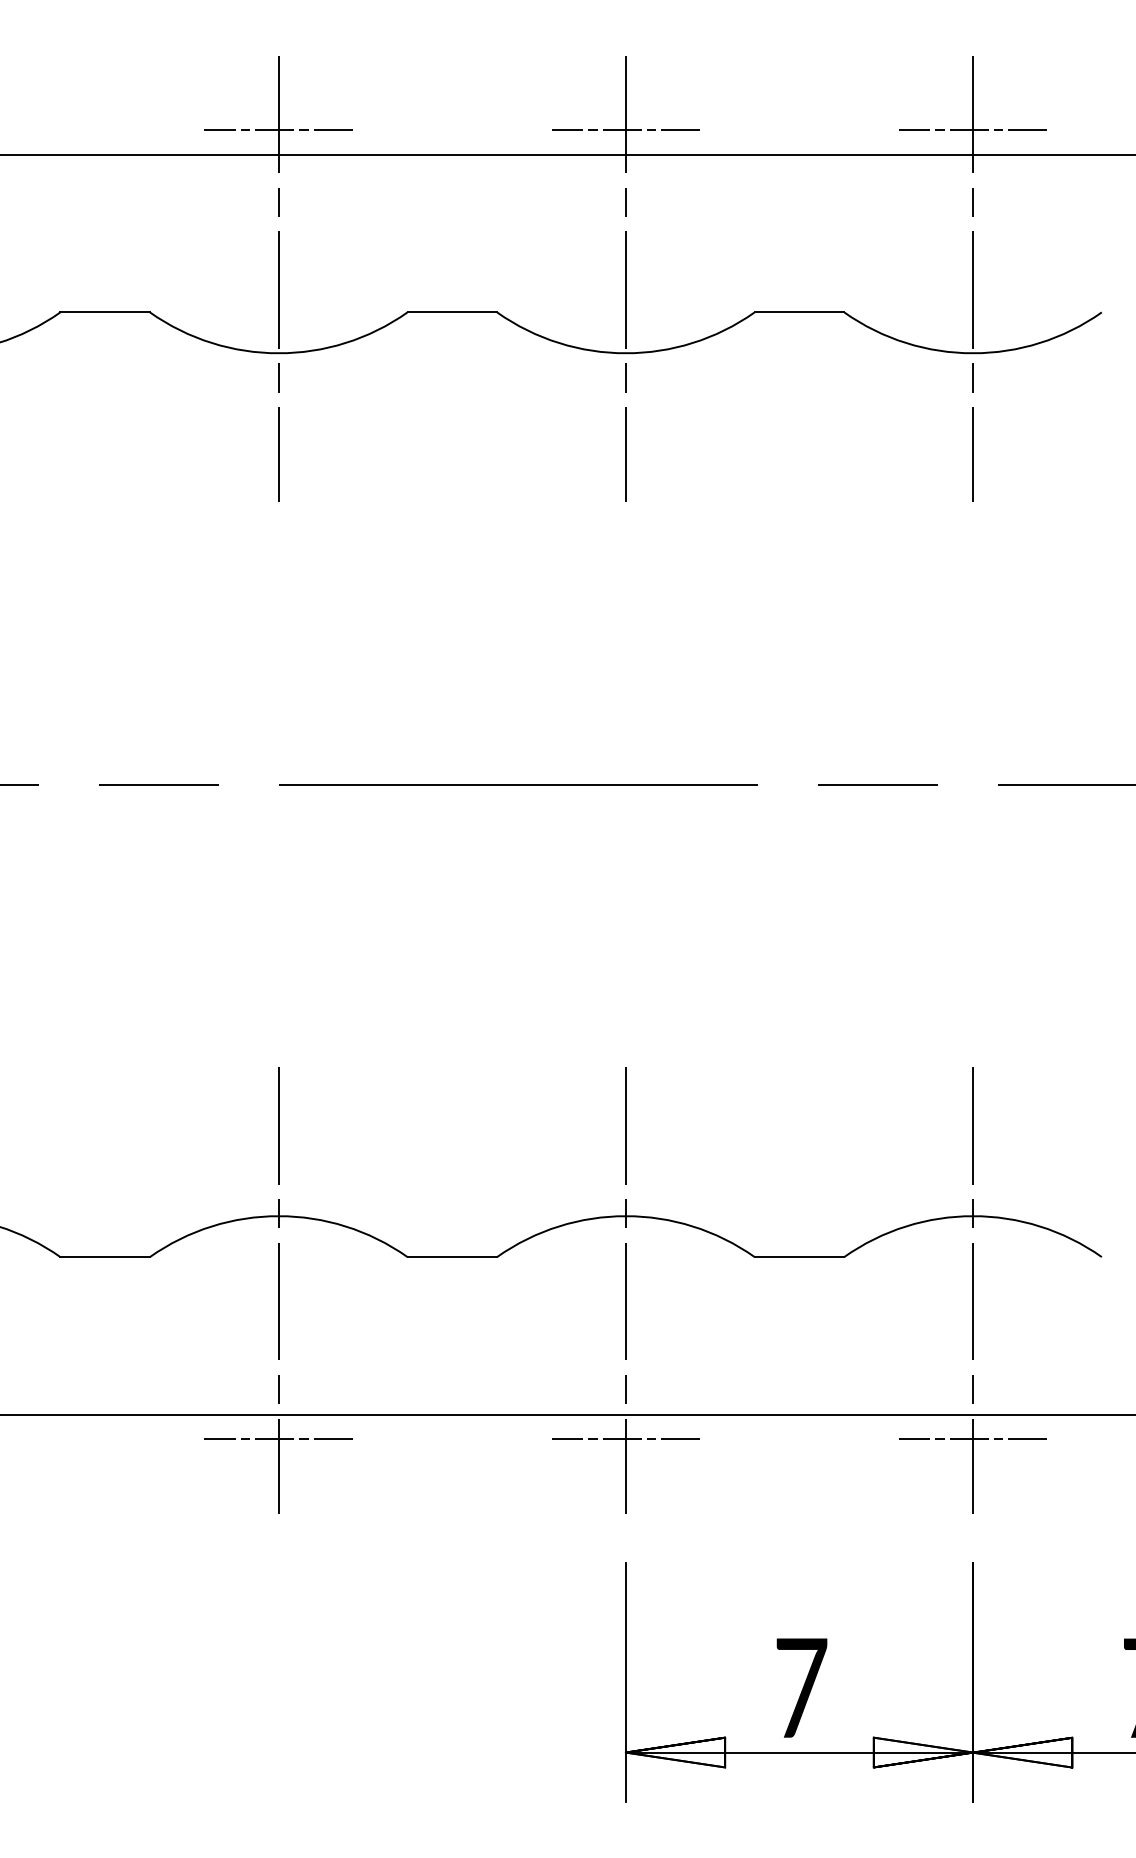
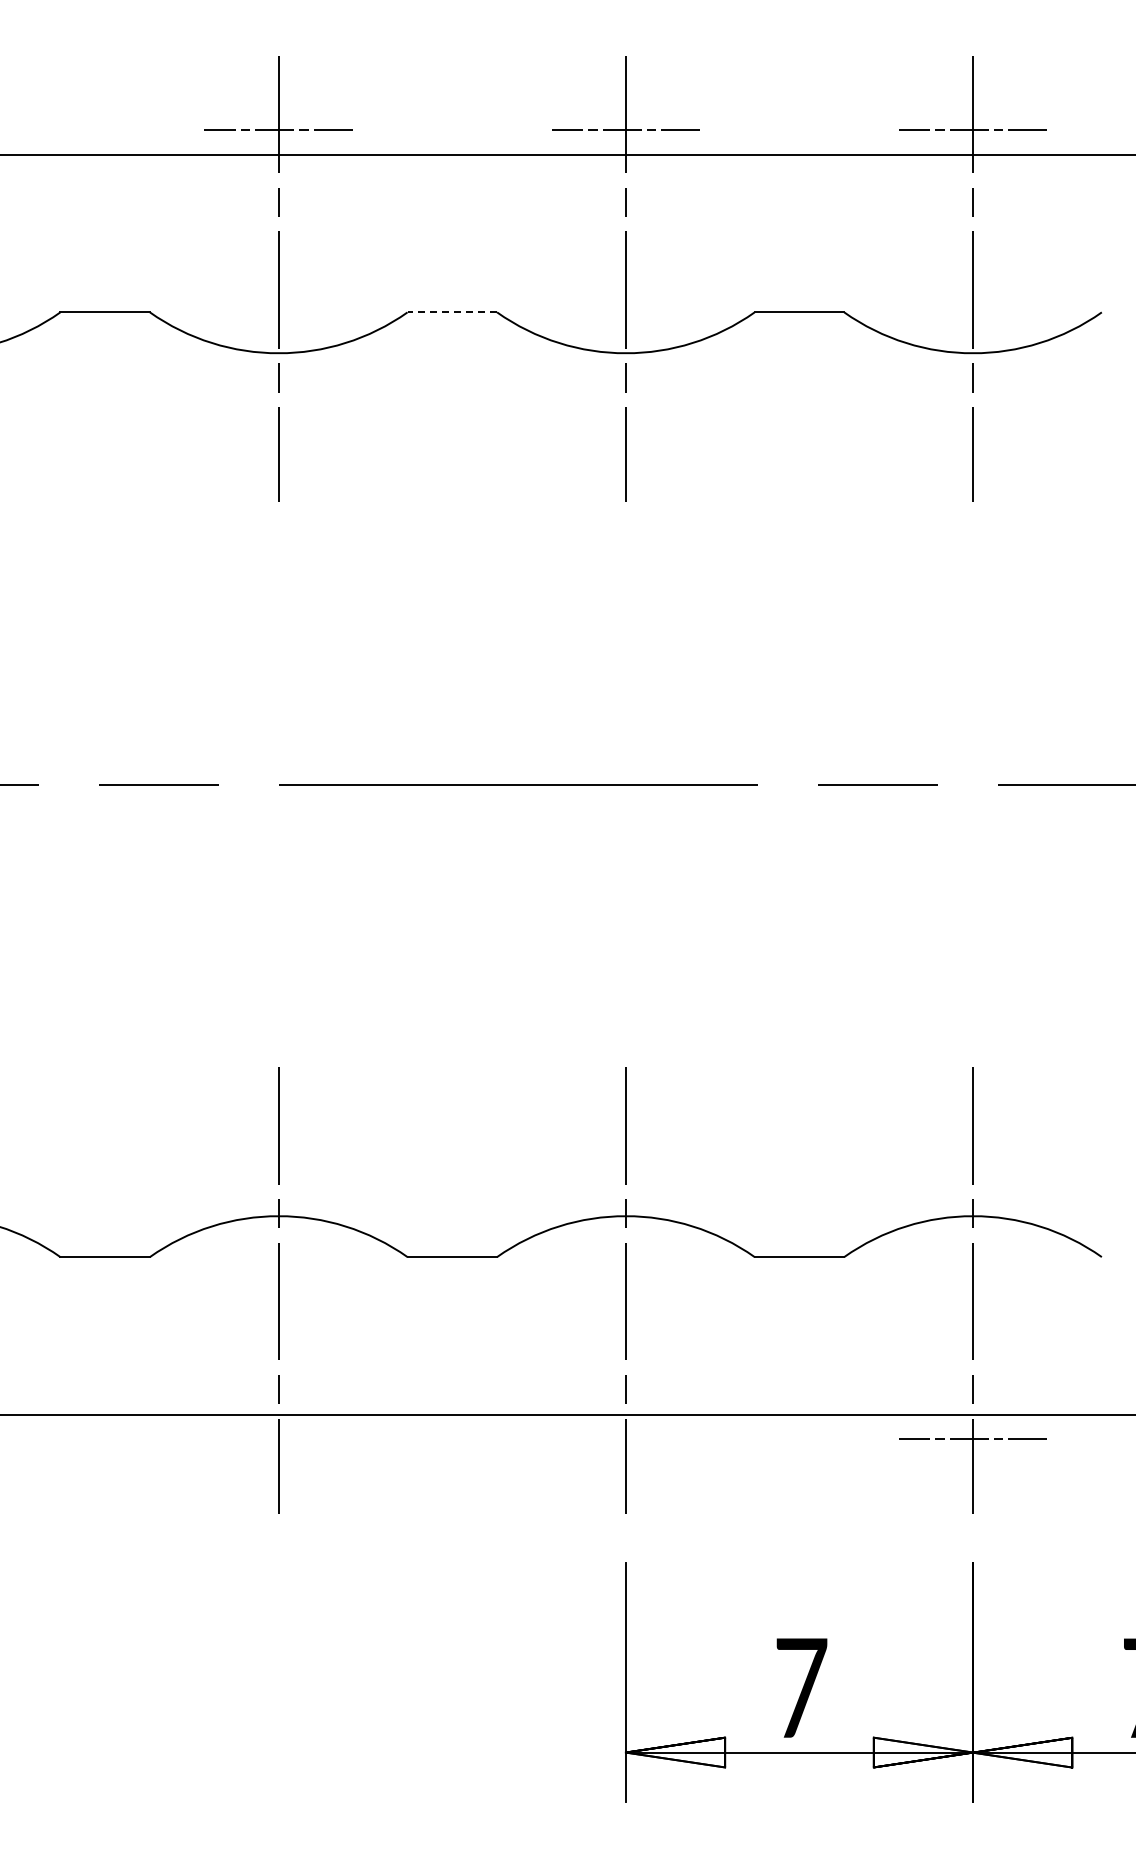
line: solid -> dashed (452, 312)
line: present -> none (278, 1439)
line: present -> none (625, 1439)
